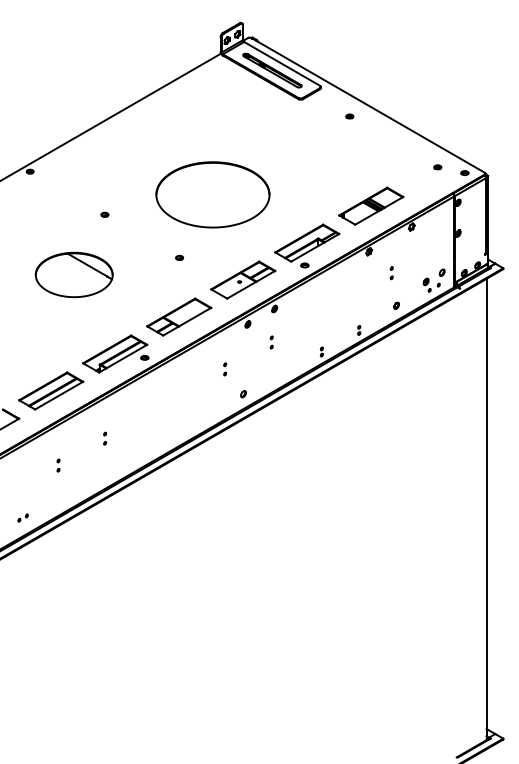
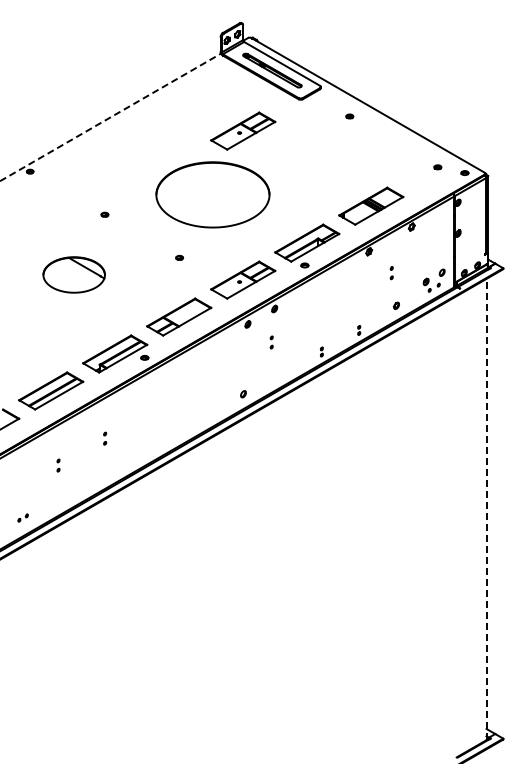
line: solid -> dashed (111, 116)
part: none -> present (243, 130)
part size: 80x48 px -> 64x38 px (73, 274)
part: present -> none (225, 369)
line: solid -> dashed (486, 509)
